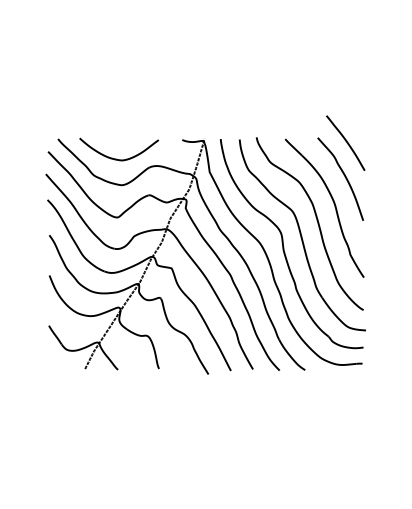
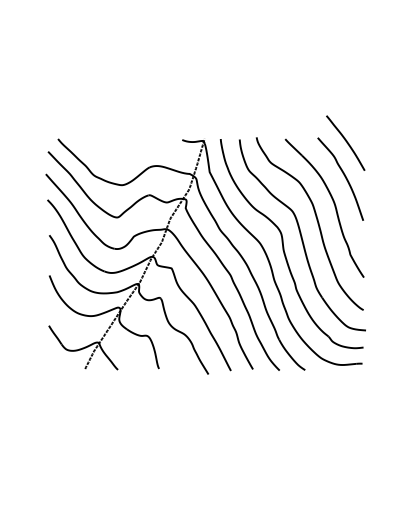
curve: present -> none (116, 158)
